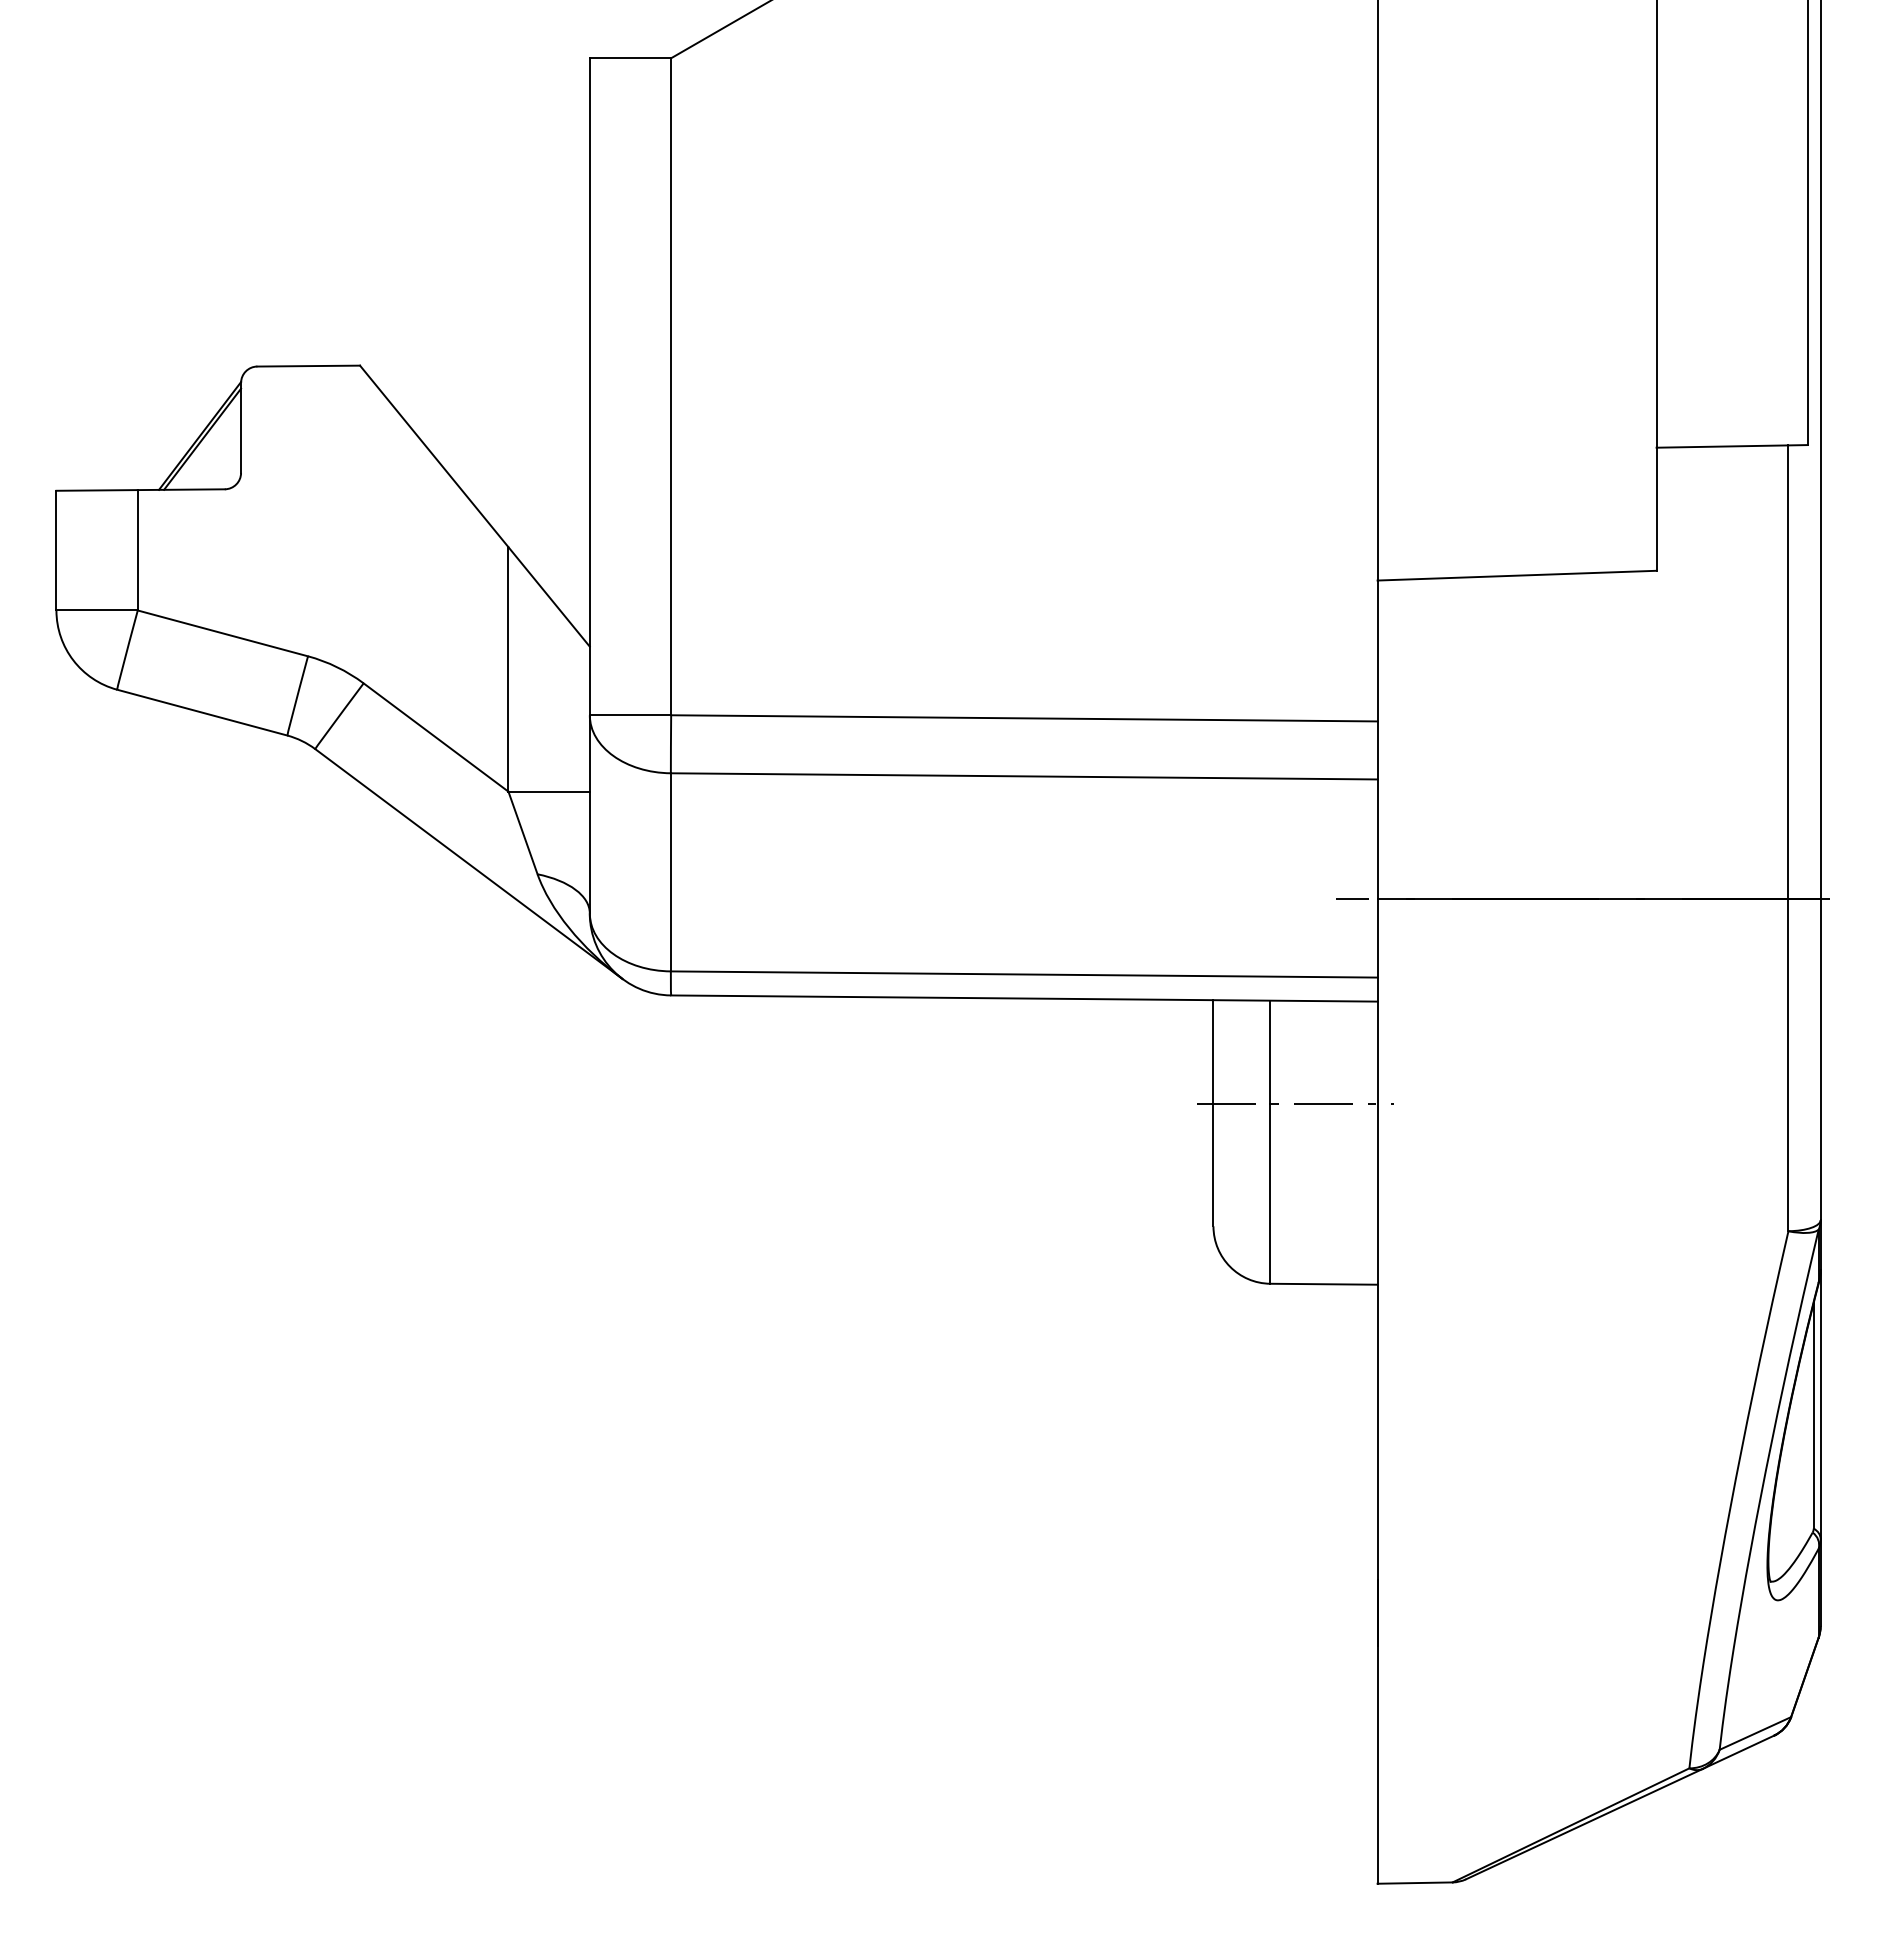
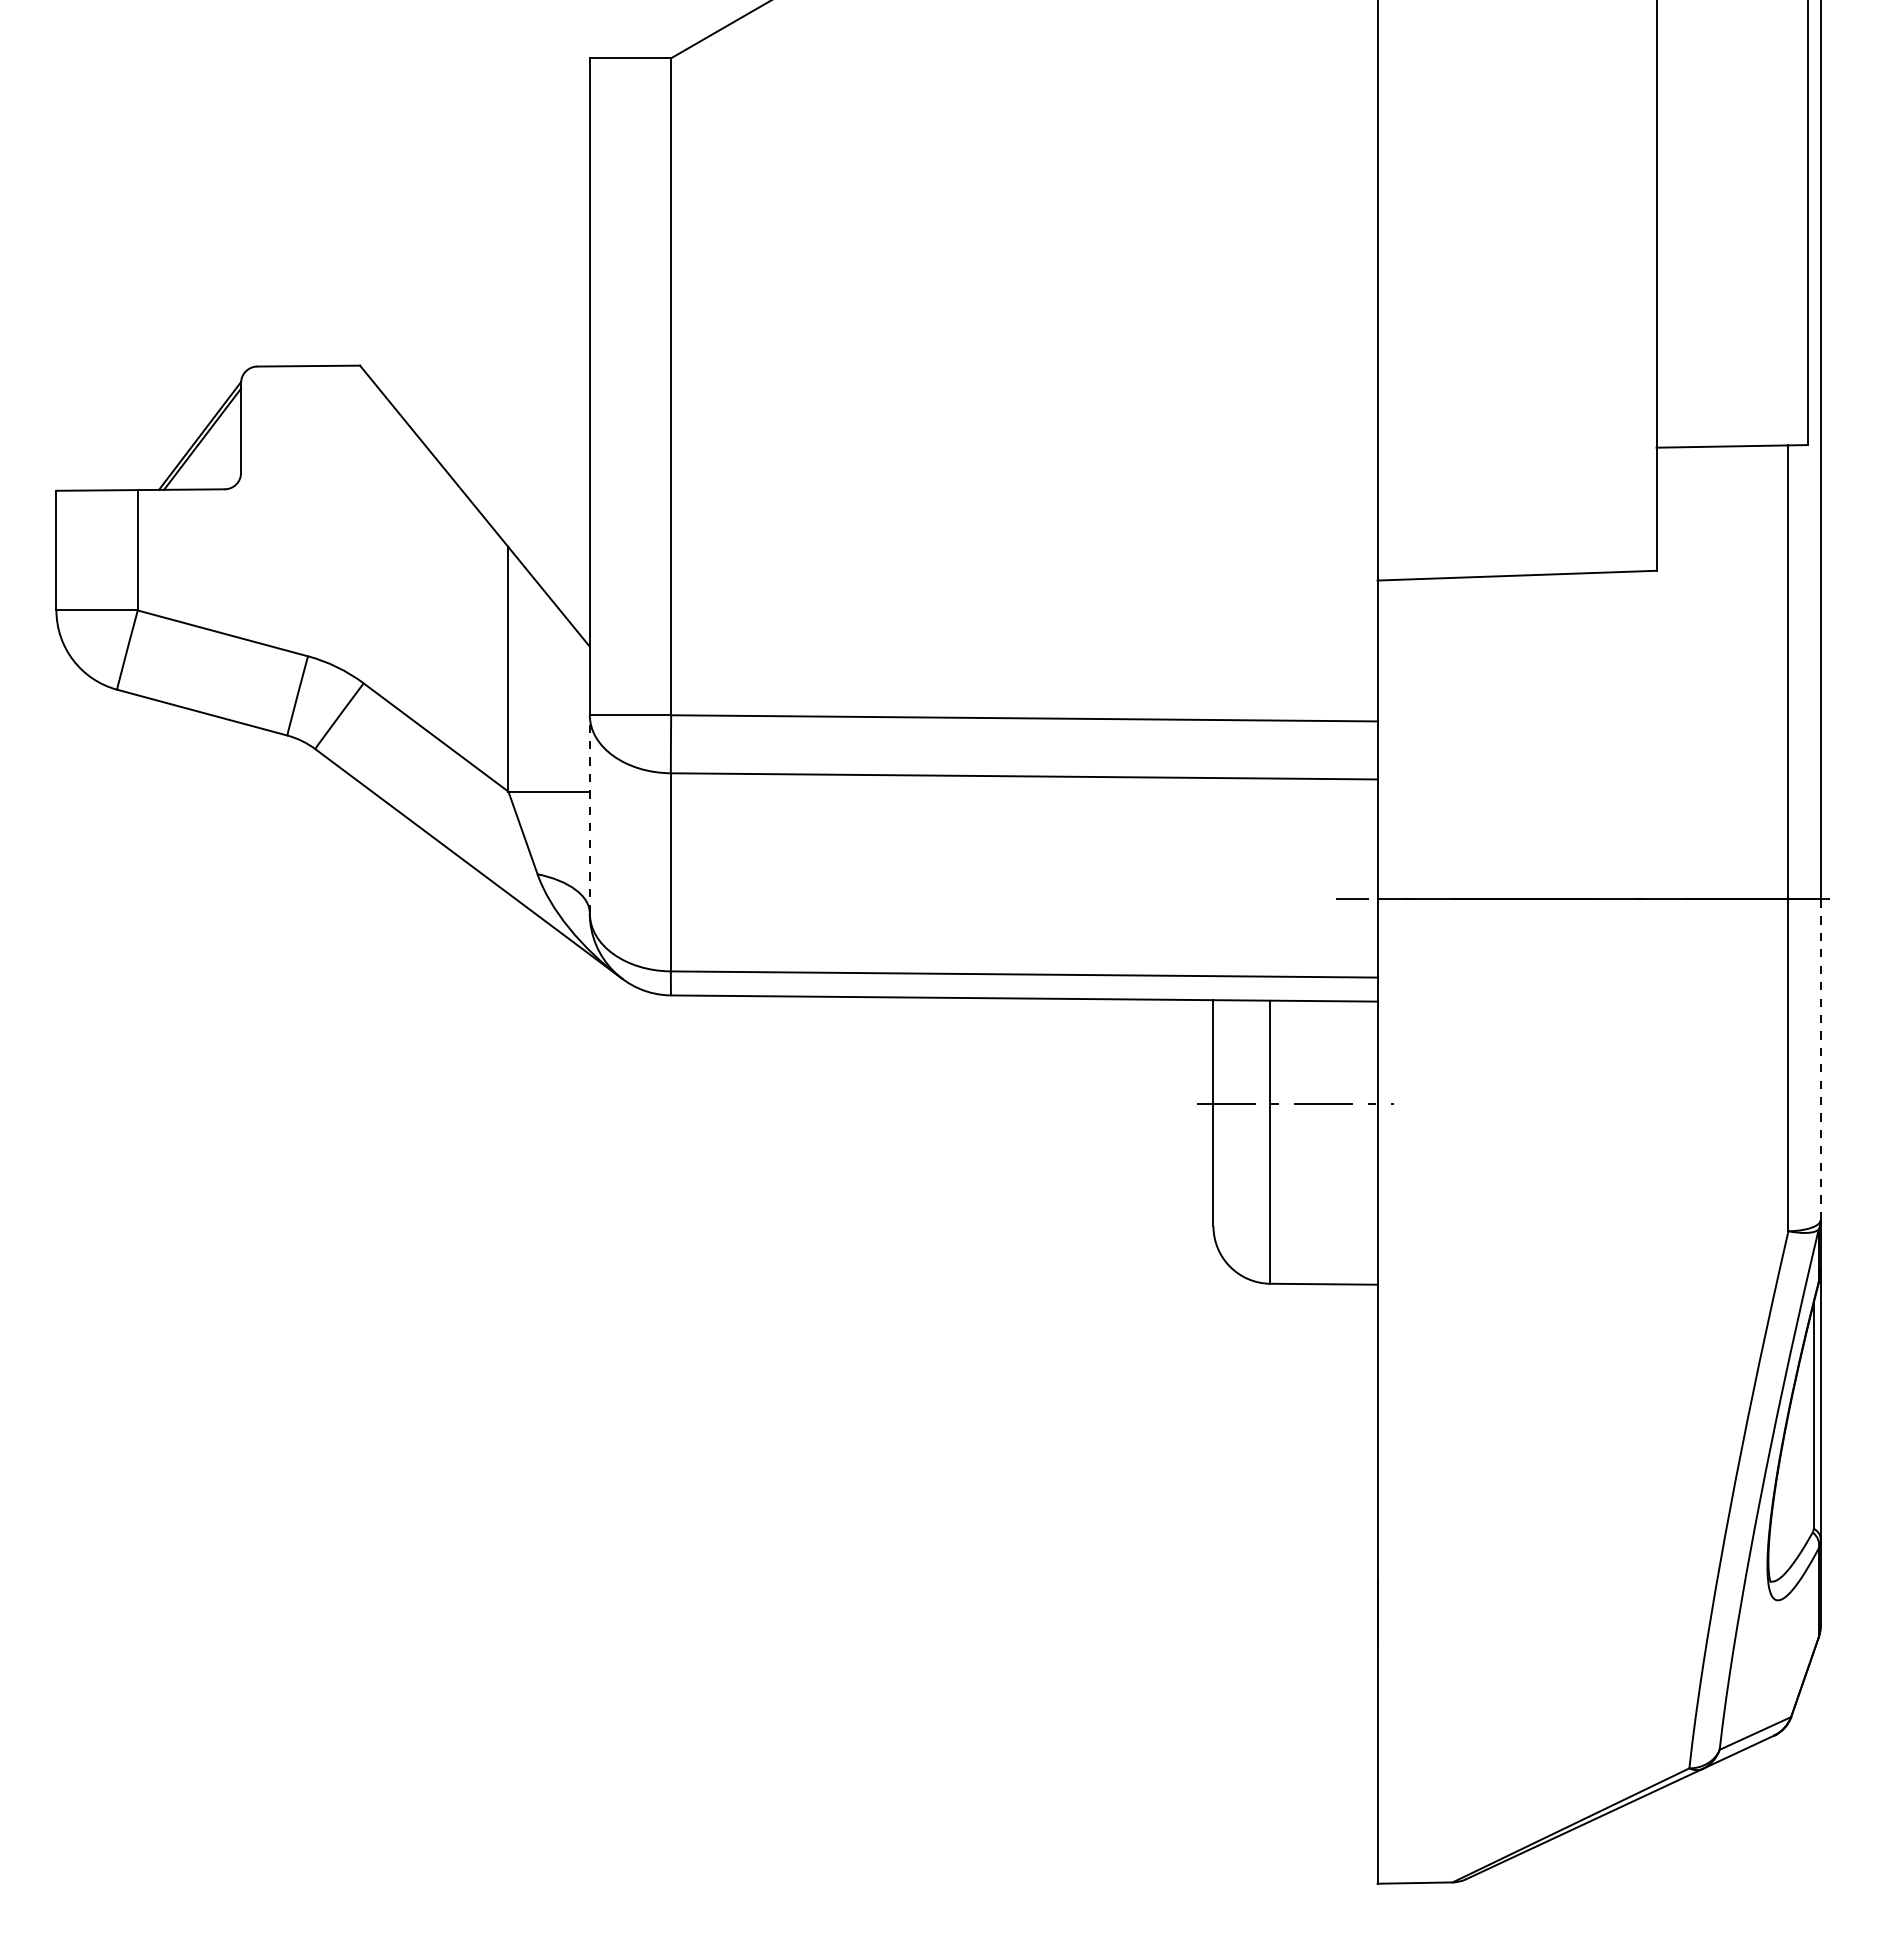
line: solid -> dashed (589, 813)
line: solid -> dashed (1820, 1059)
